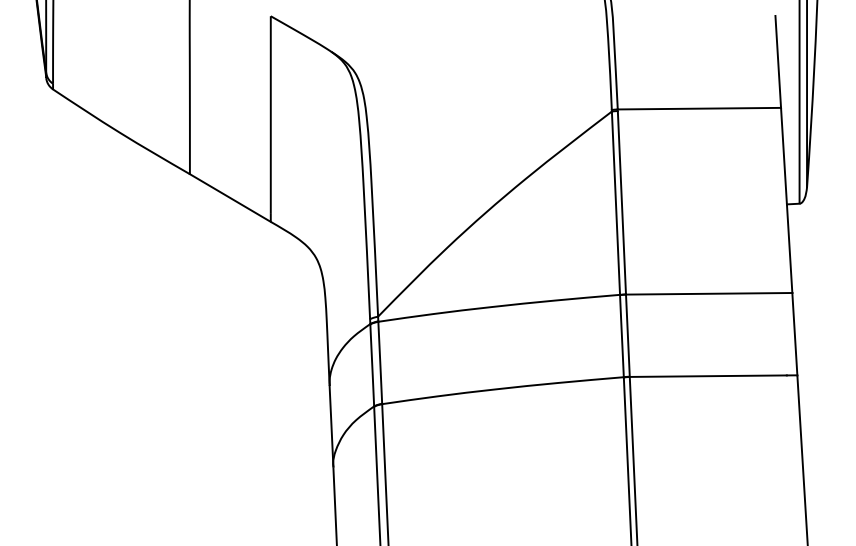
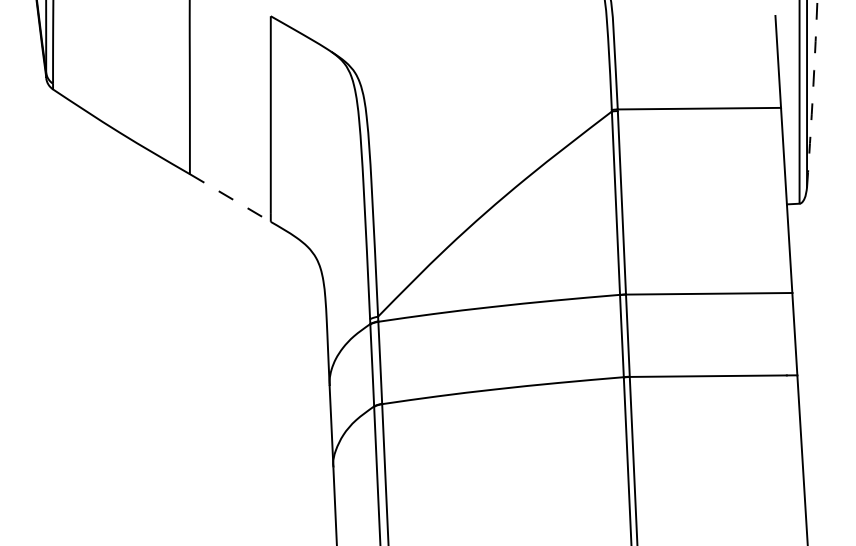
arc: solid -> dashed (812, 93)
line: solid -> dashed (230, 198)
